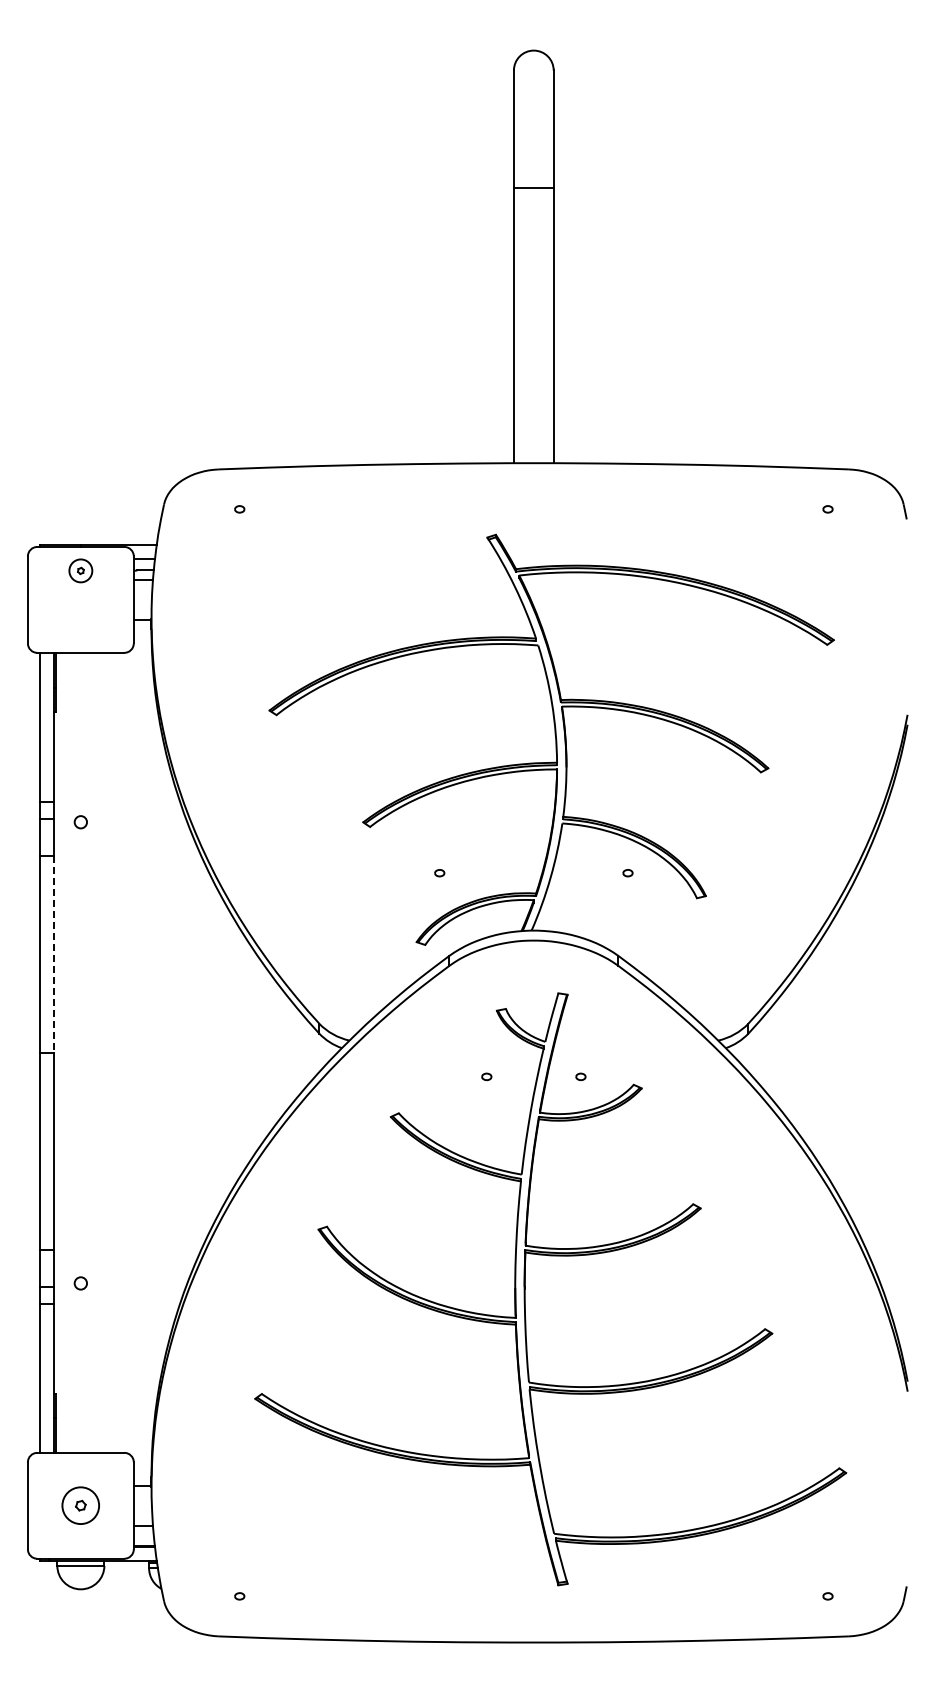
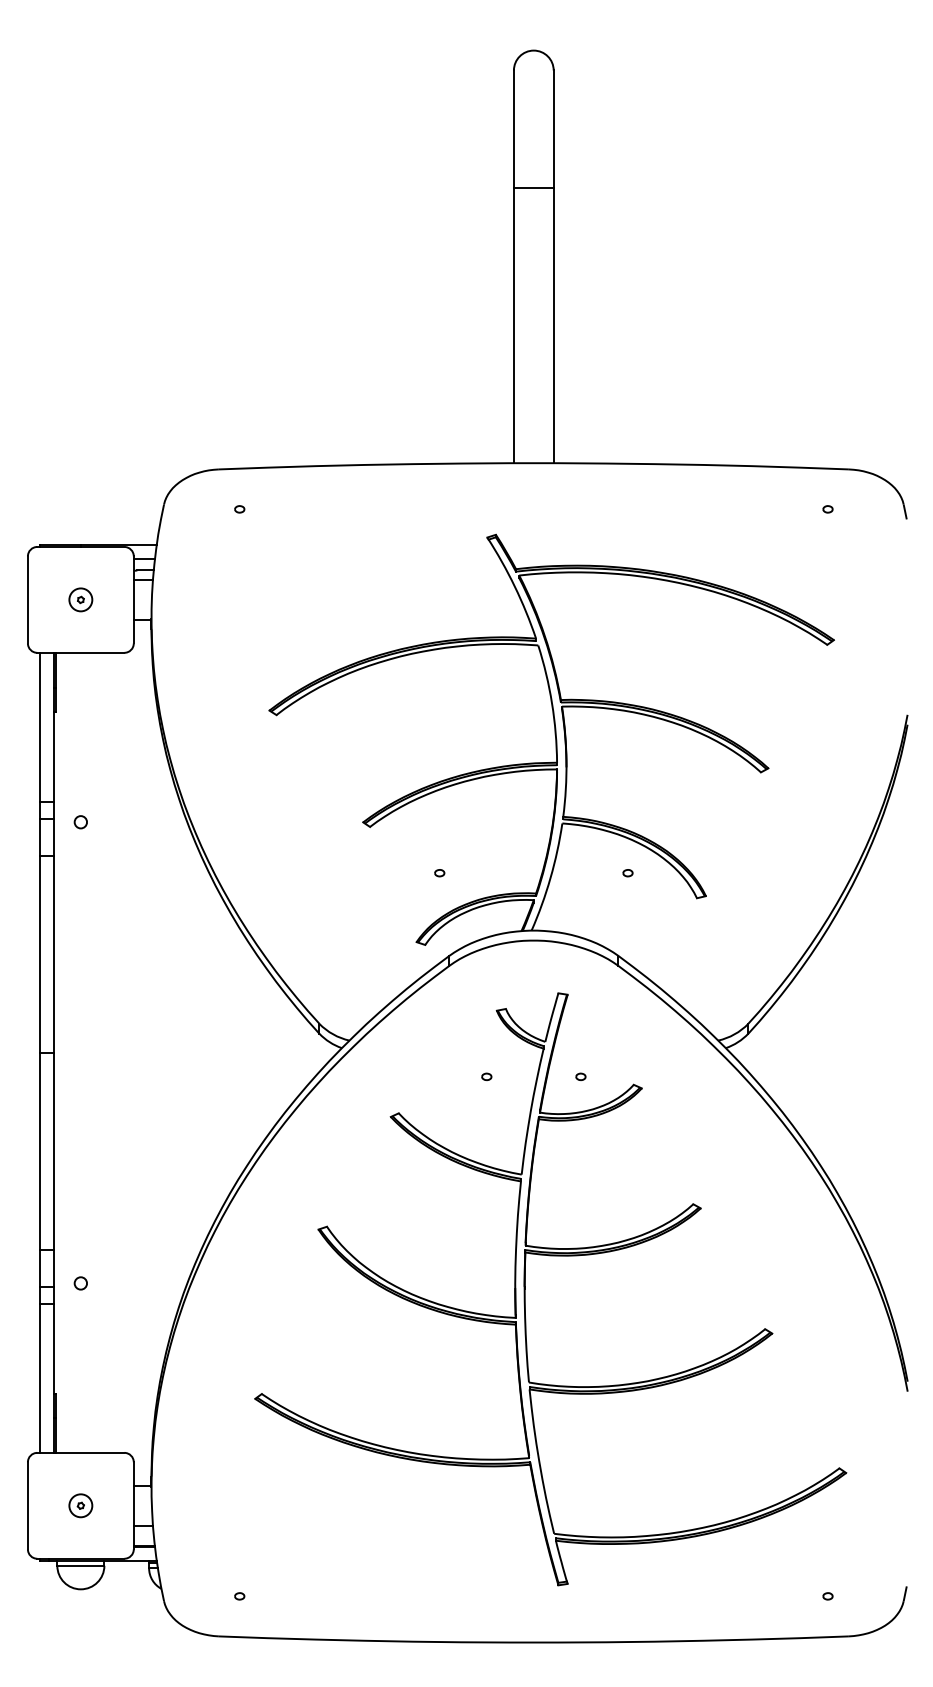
part position: (80, 570) -> (80, 599) (80, 599)
line: dashed -> solid (53, 955)
part size: 39x39 px -> 26x26 px (80, 1505)
